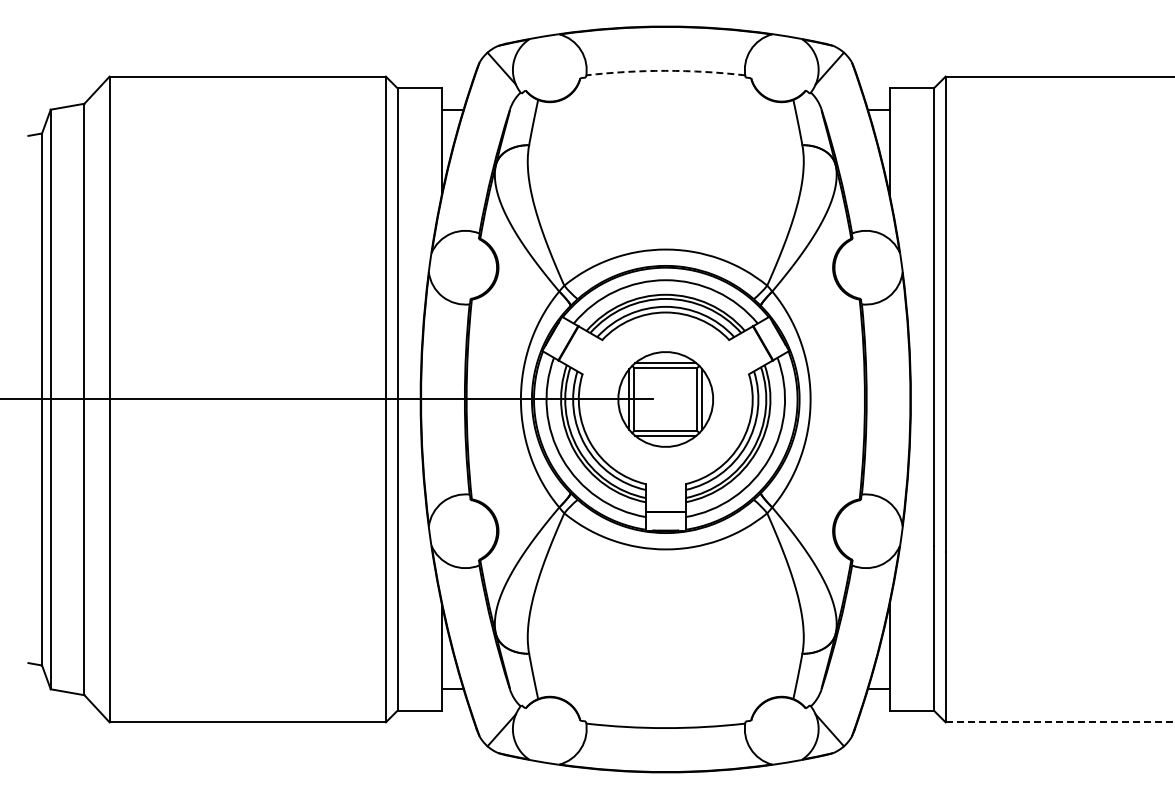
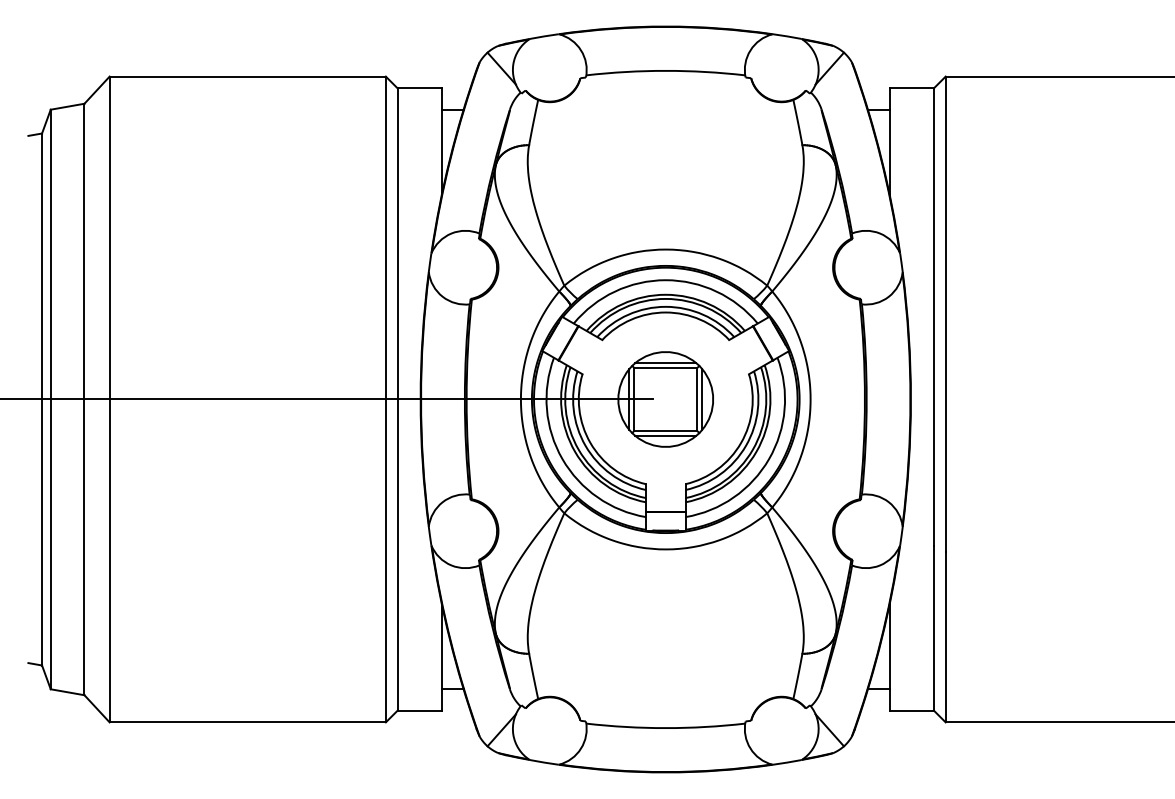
arc: dashed -> solid (665, 70)
line: dashed -> solid (1060, 722)
